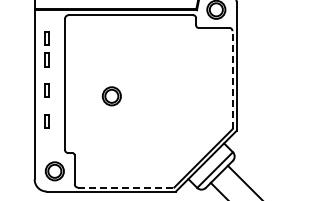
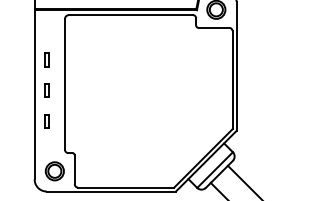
part: present -> none (46, 38)
line: dashed -> solid (232, 79)
part: present -> none (111, 96)
line: dashed -> solid (126, 187)
